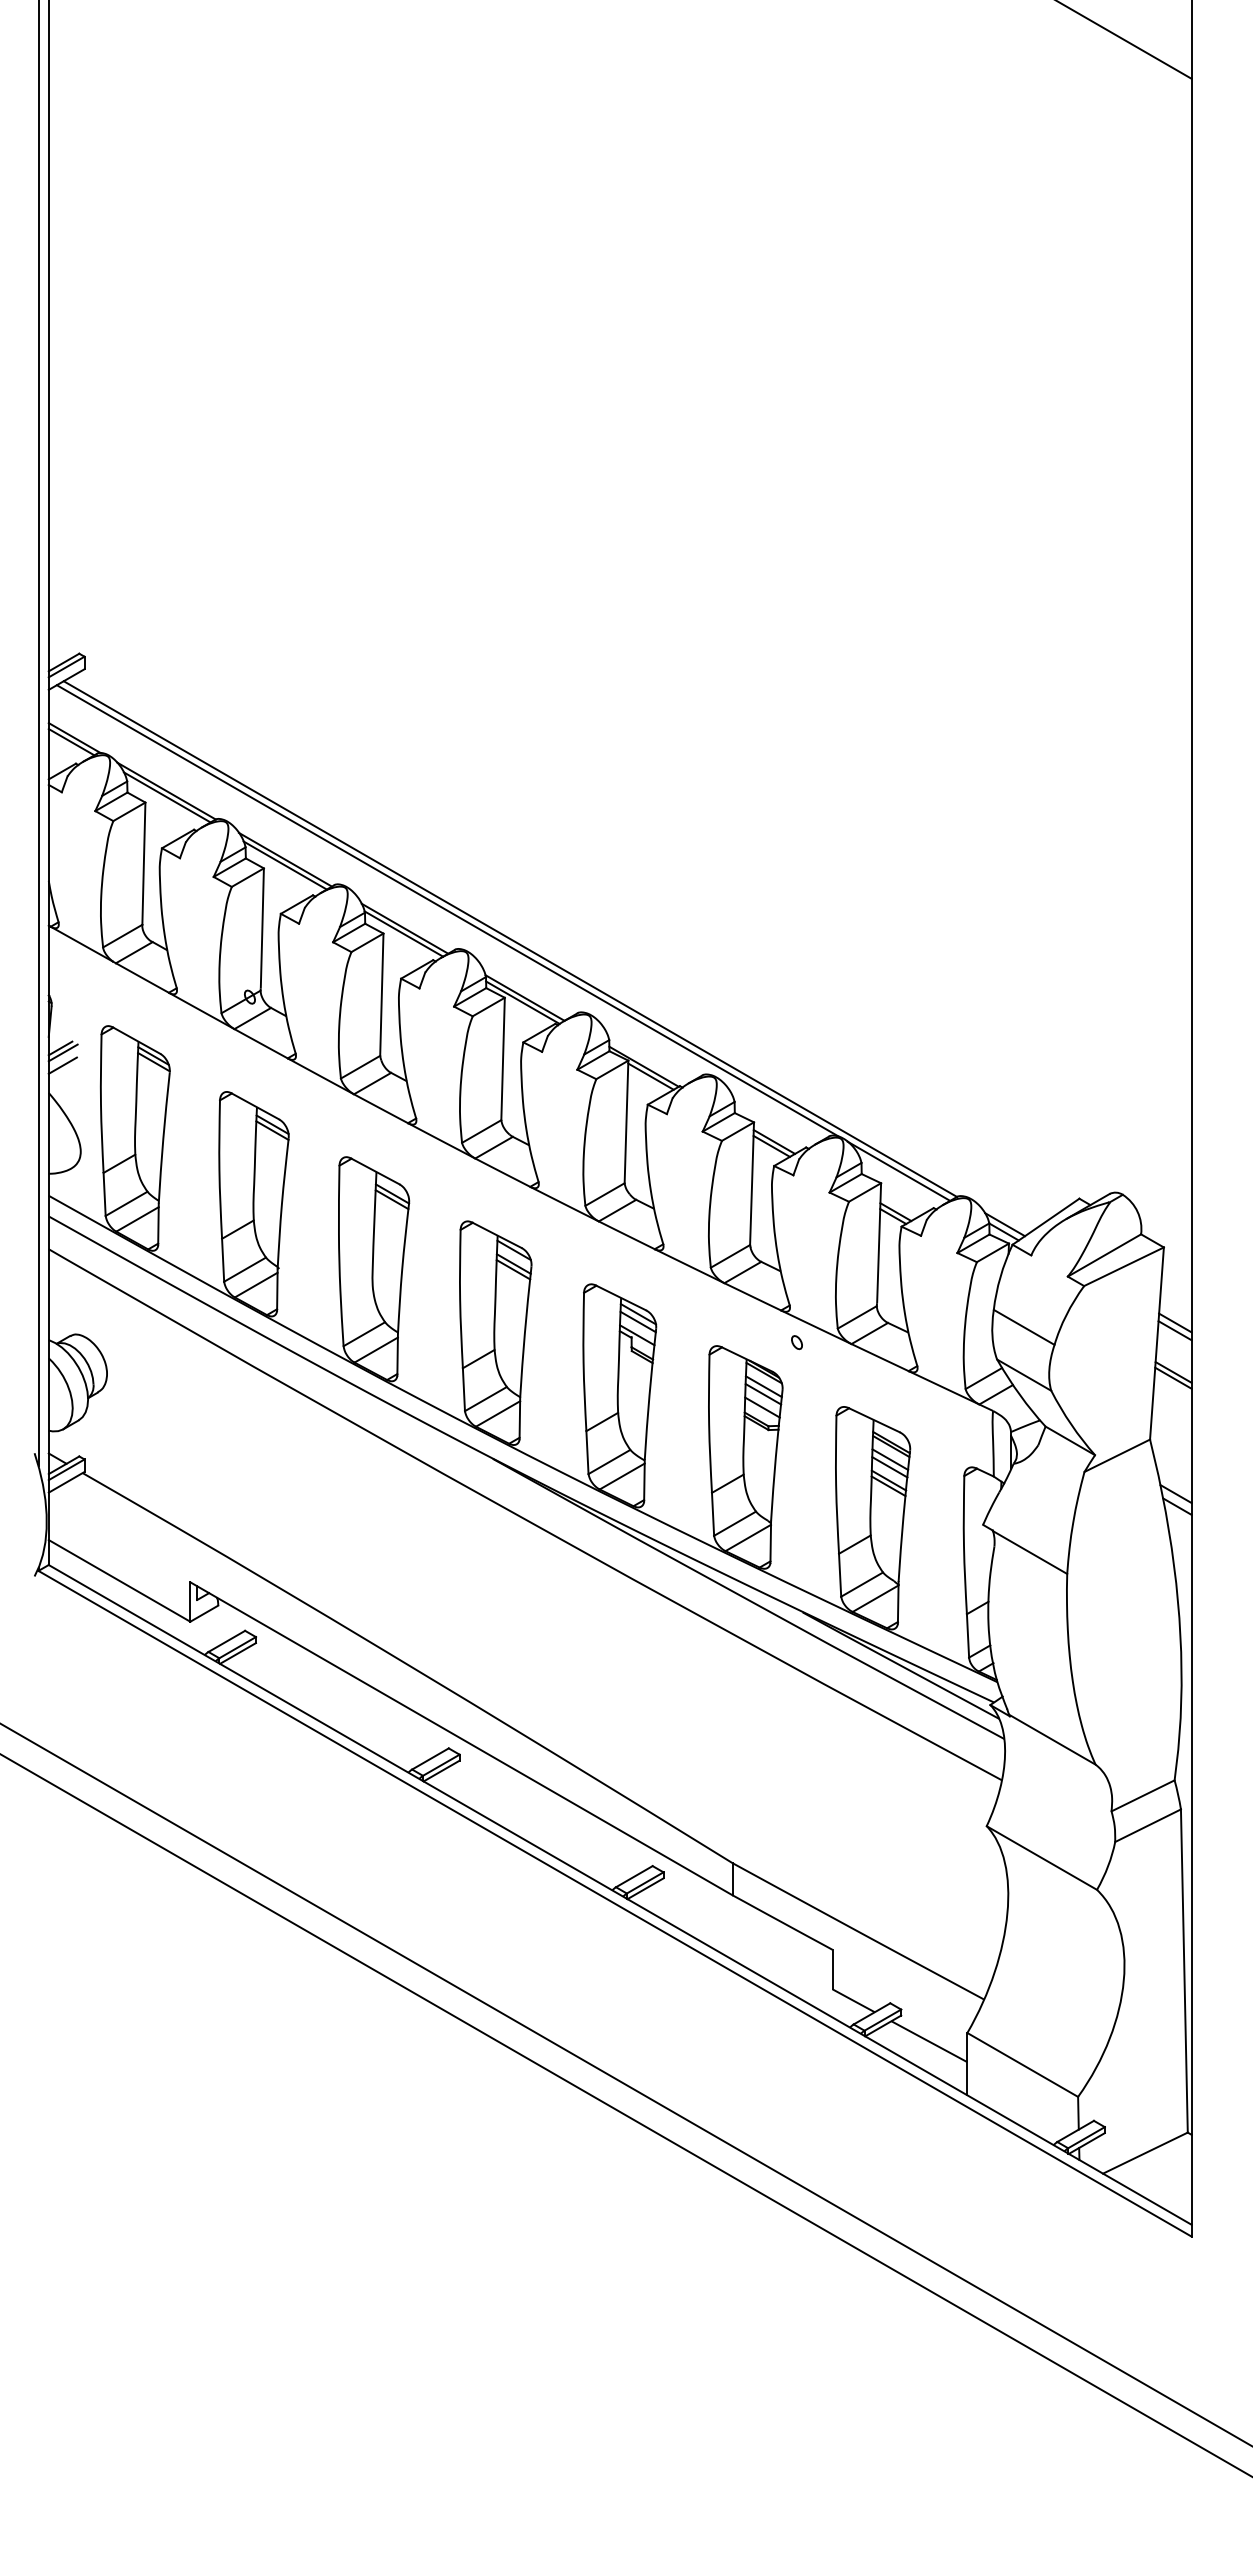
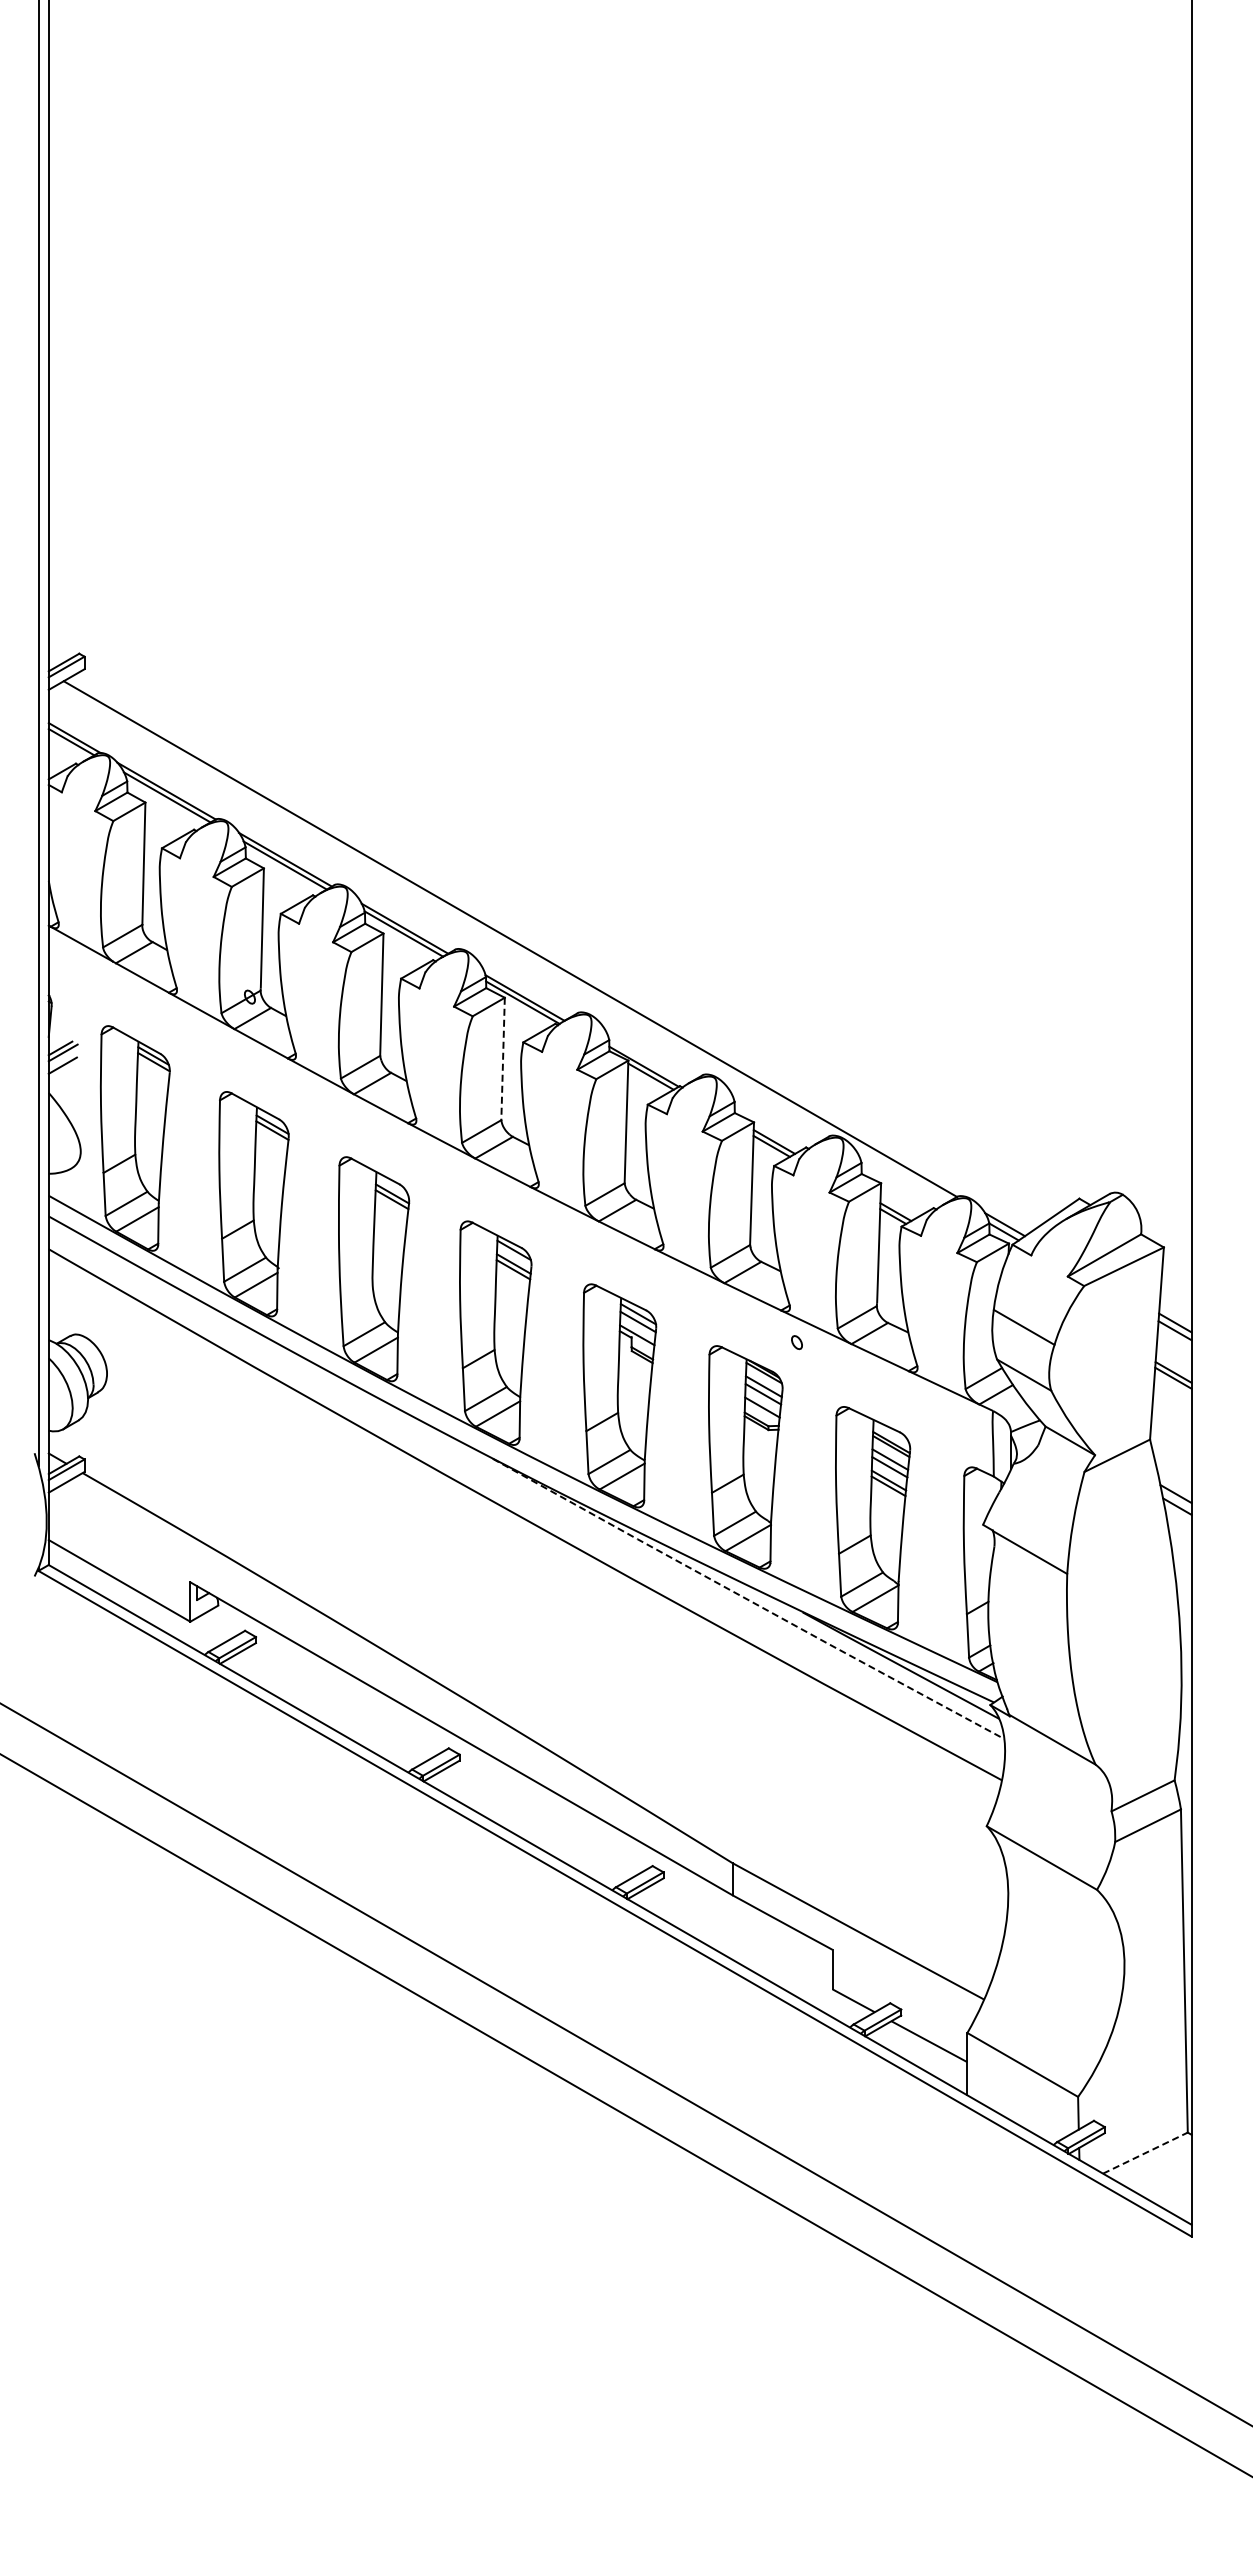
line: present -> none (1125, 40)
line: present -> none (447, 910)
line: solid -> dashed (503, 1059)
line: present -> none (898, 1170)
line: solid -> dashed (748, 1599)
line position: (625, 2084) -> (625, 2064) (625, 2064)
line: solid -> dashed (1145, 2152)
